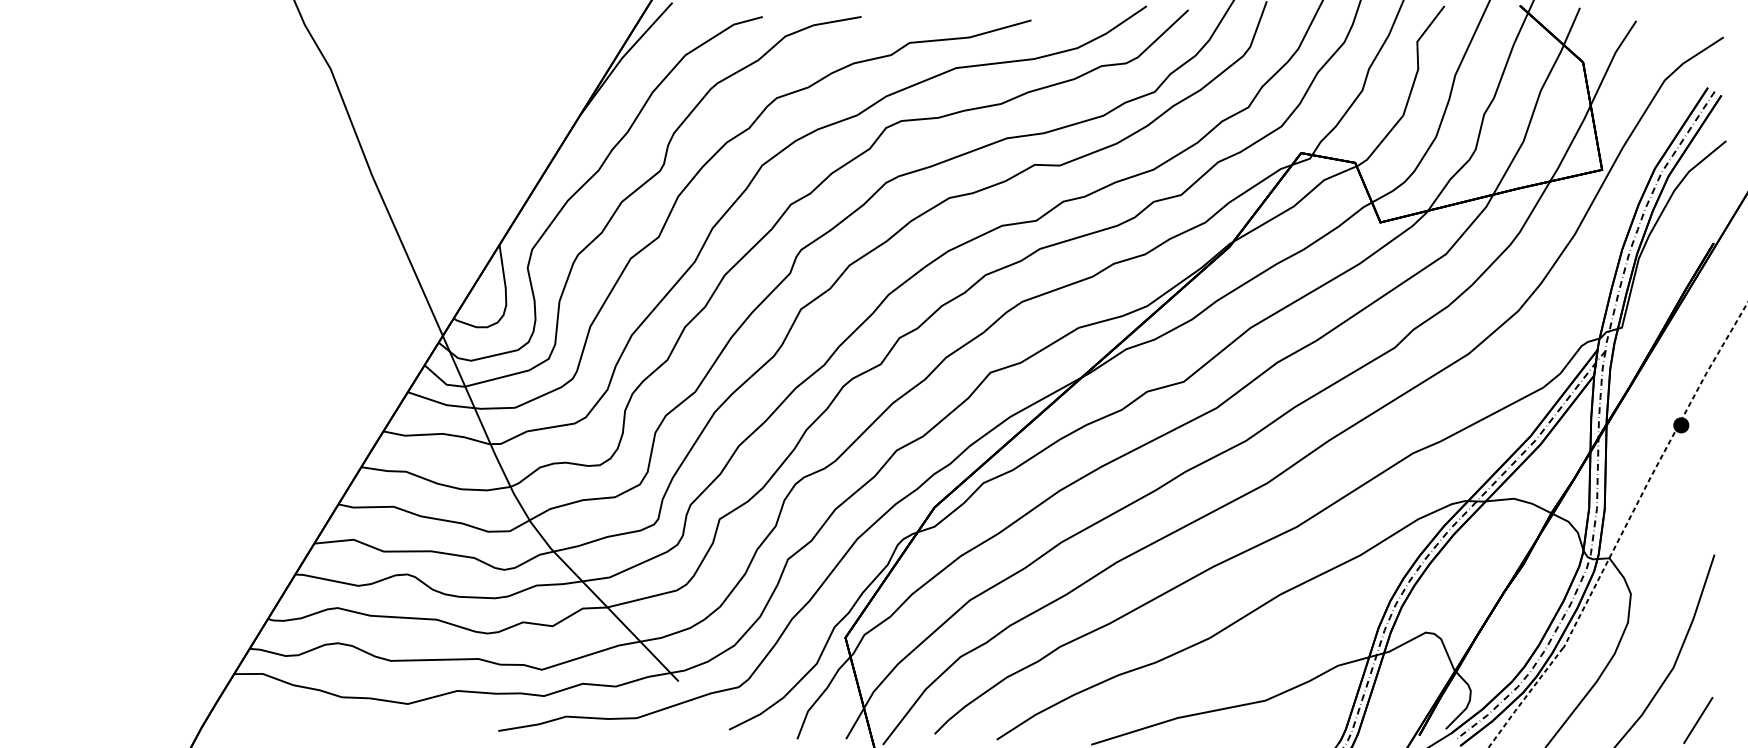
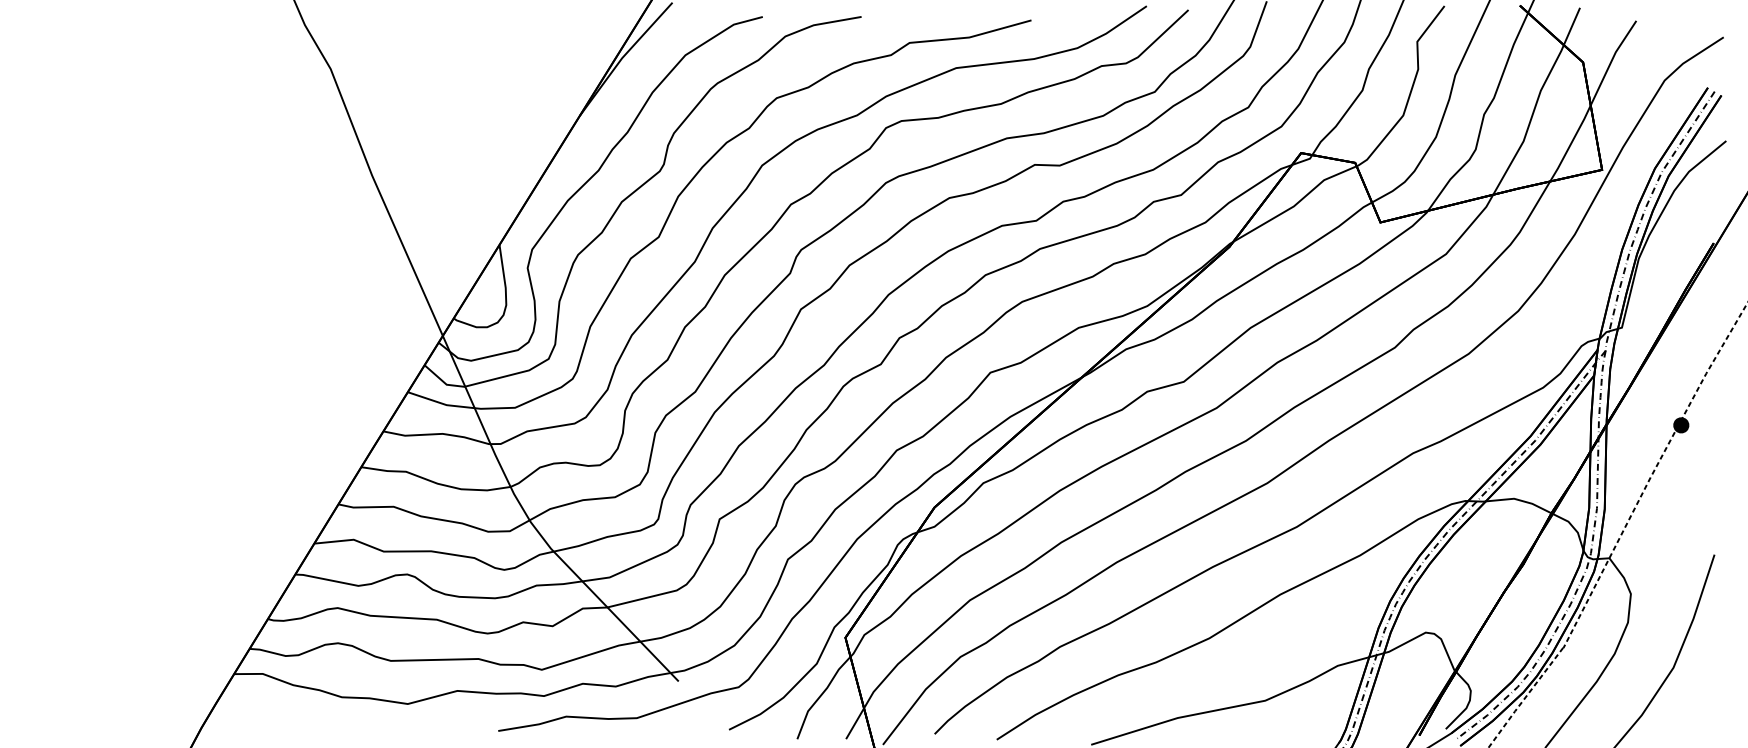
line: present -> none (1698, 720)
